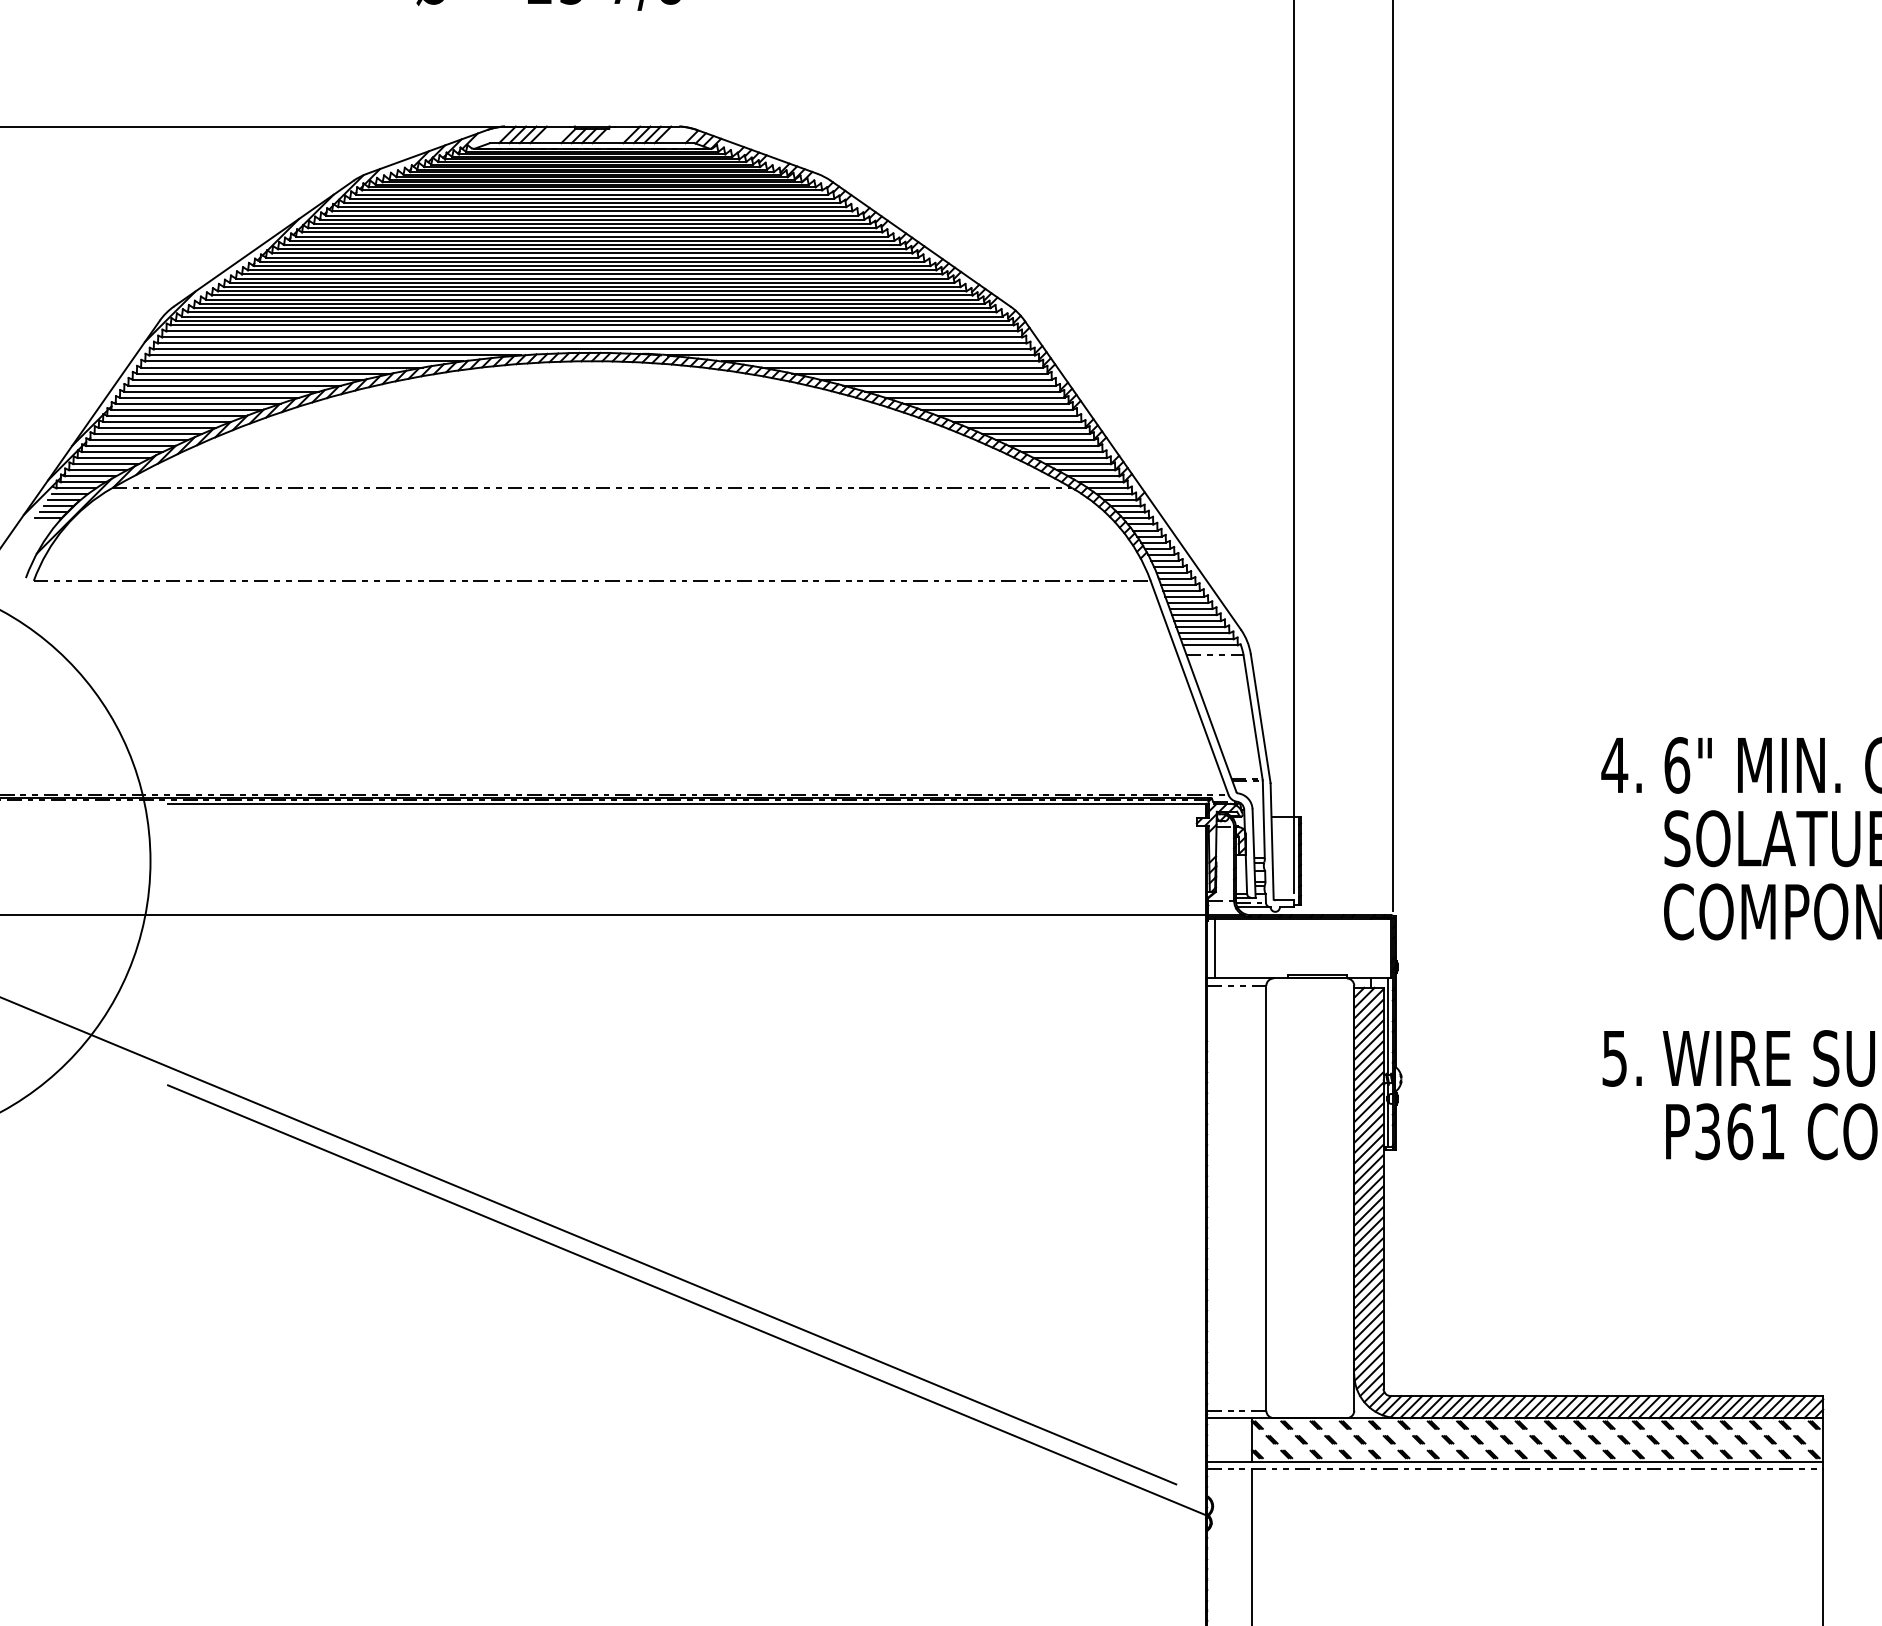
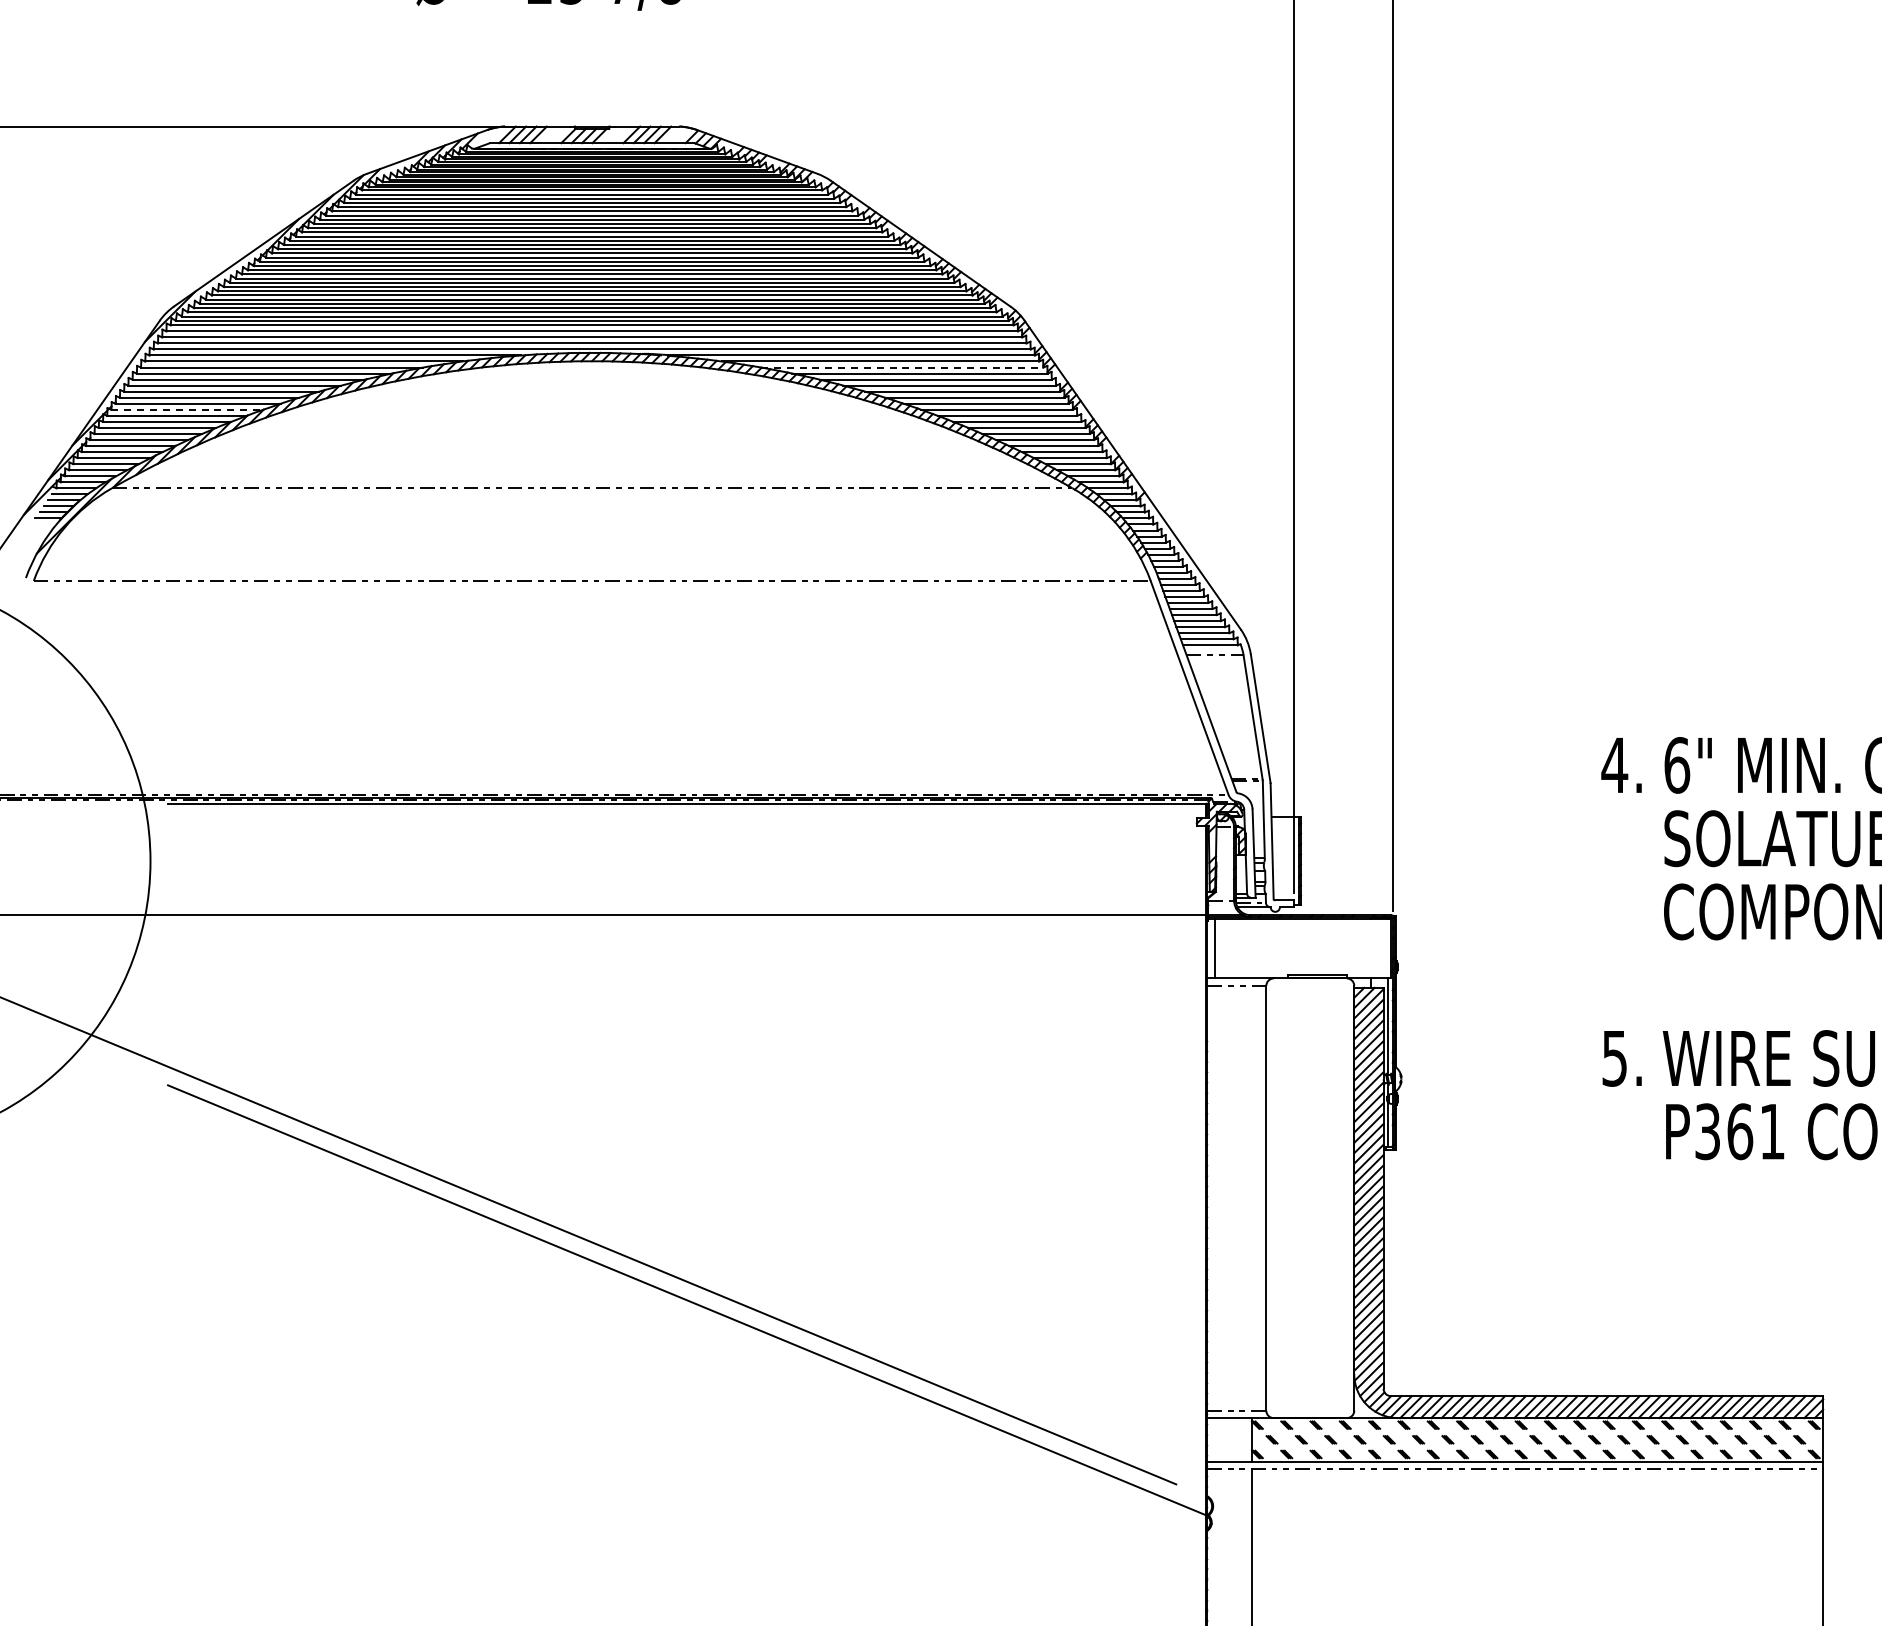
line: solid -> dashed (902, 367)
line: solid -> dashed (187, 409)
